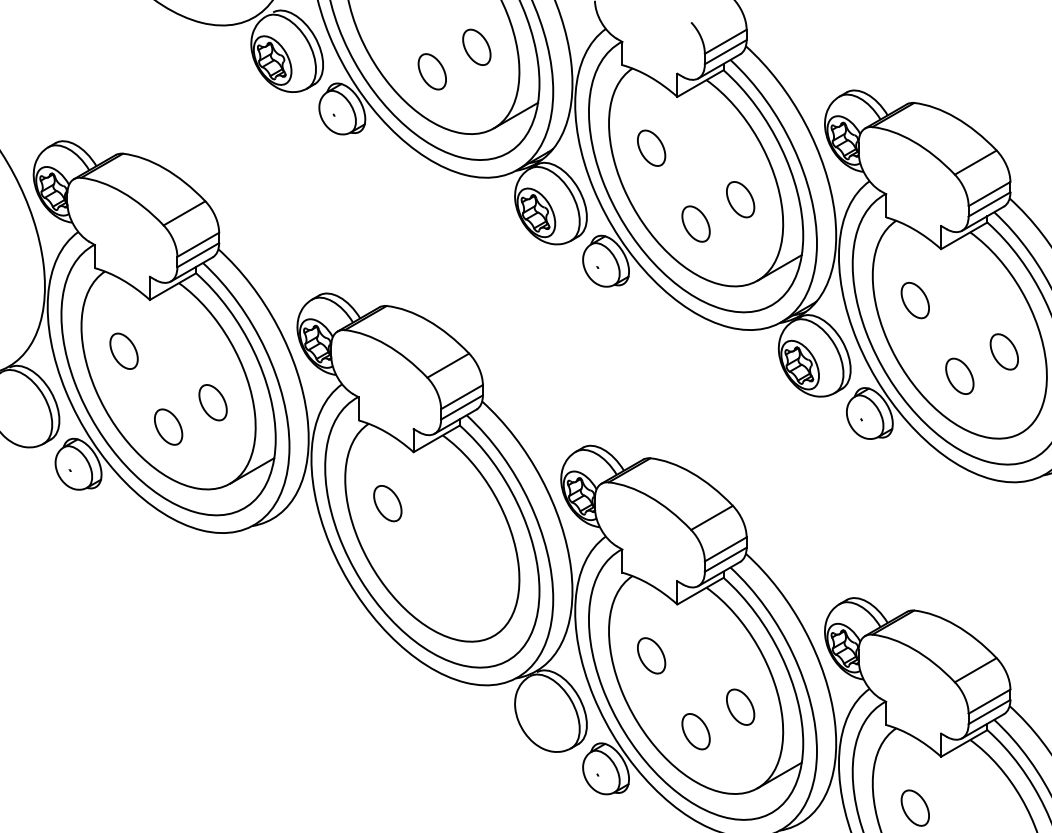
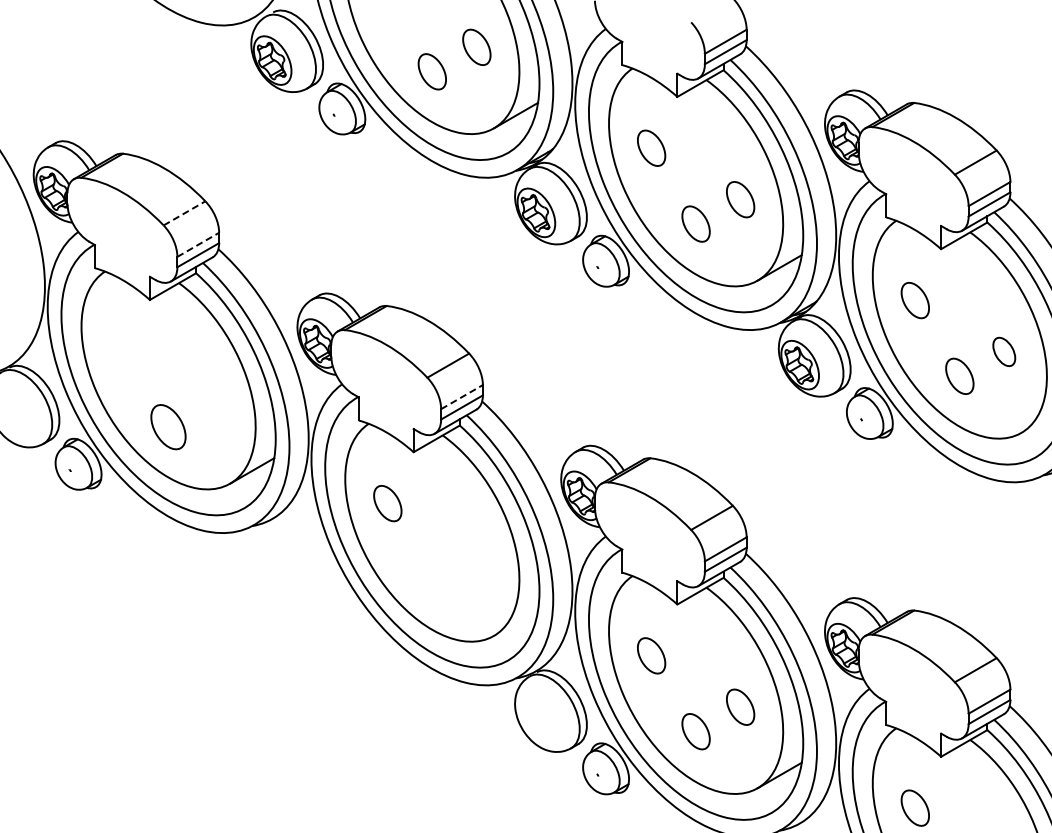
line: solid -> dashed (184, 213)
line: solid -> dashed (198, 244)
part: present -> none (123, 350)
part size: 30x38 px -> 25x31 px (1004, 351)
line: solid -> dashed (462, 396)
part: present -> none (212, 402)
part size: 30x38 px -> 37x47 px (168, 427)
